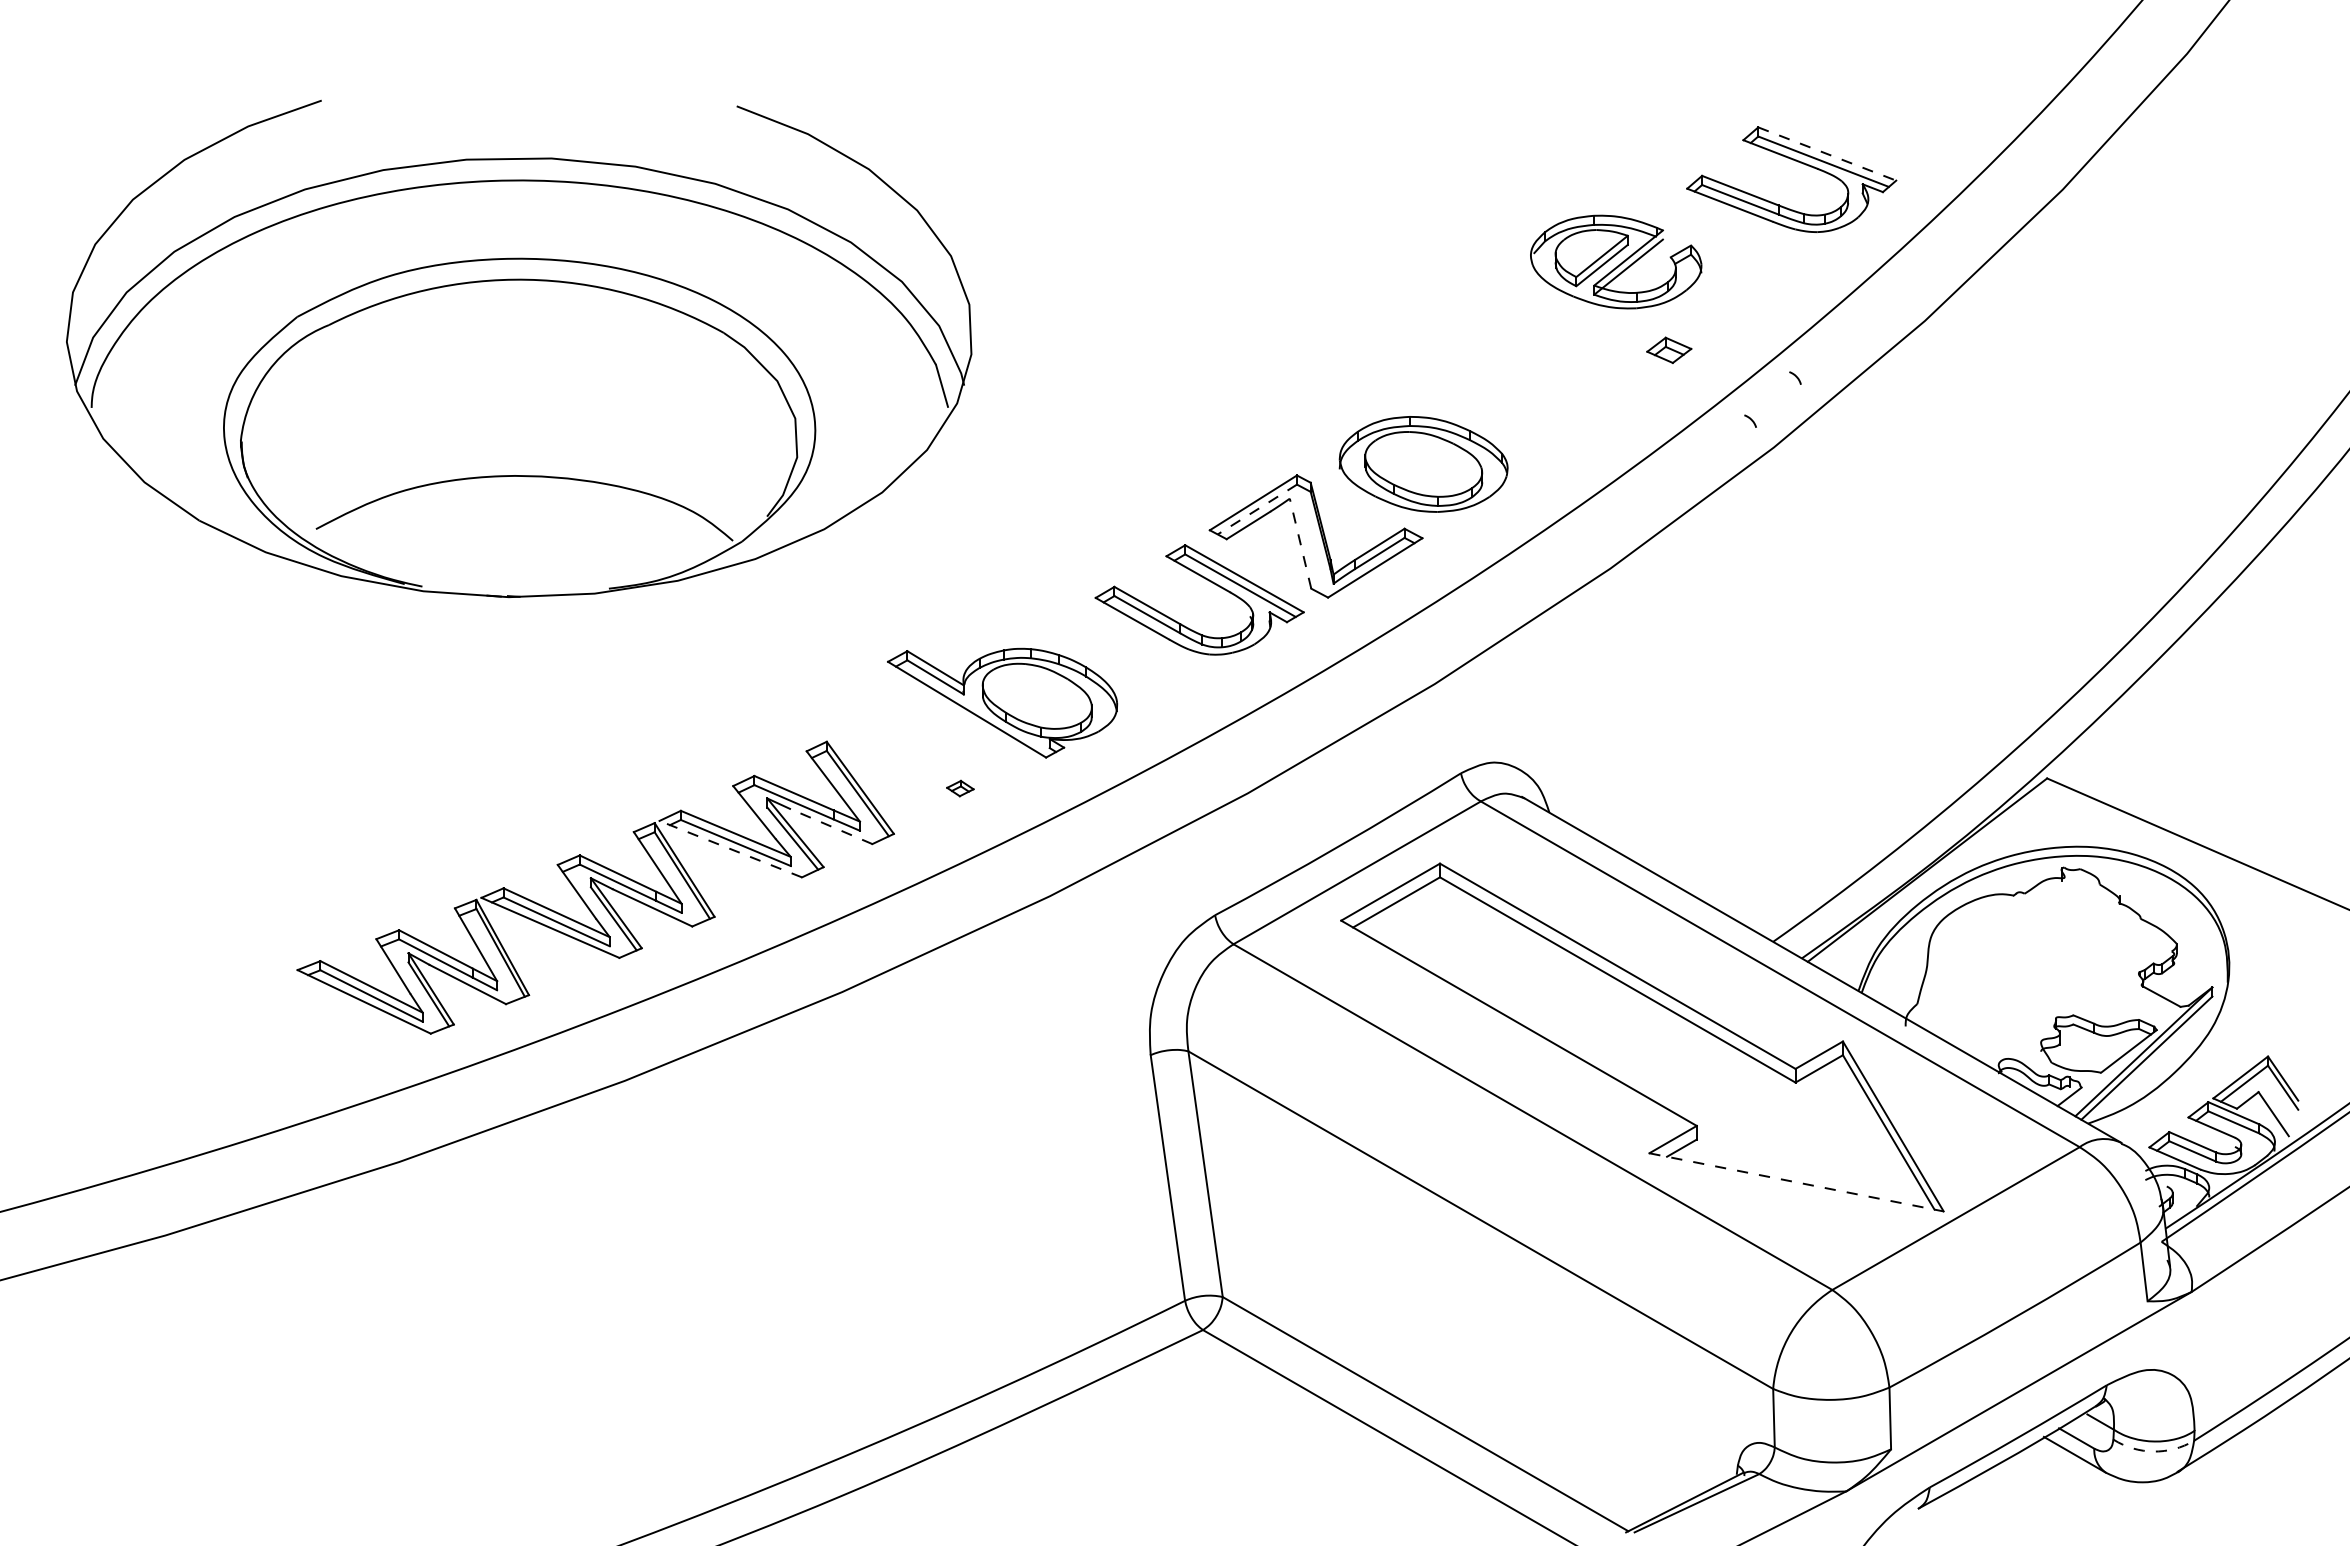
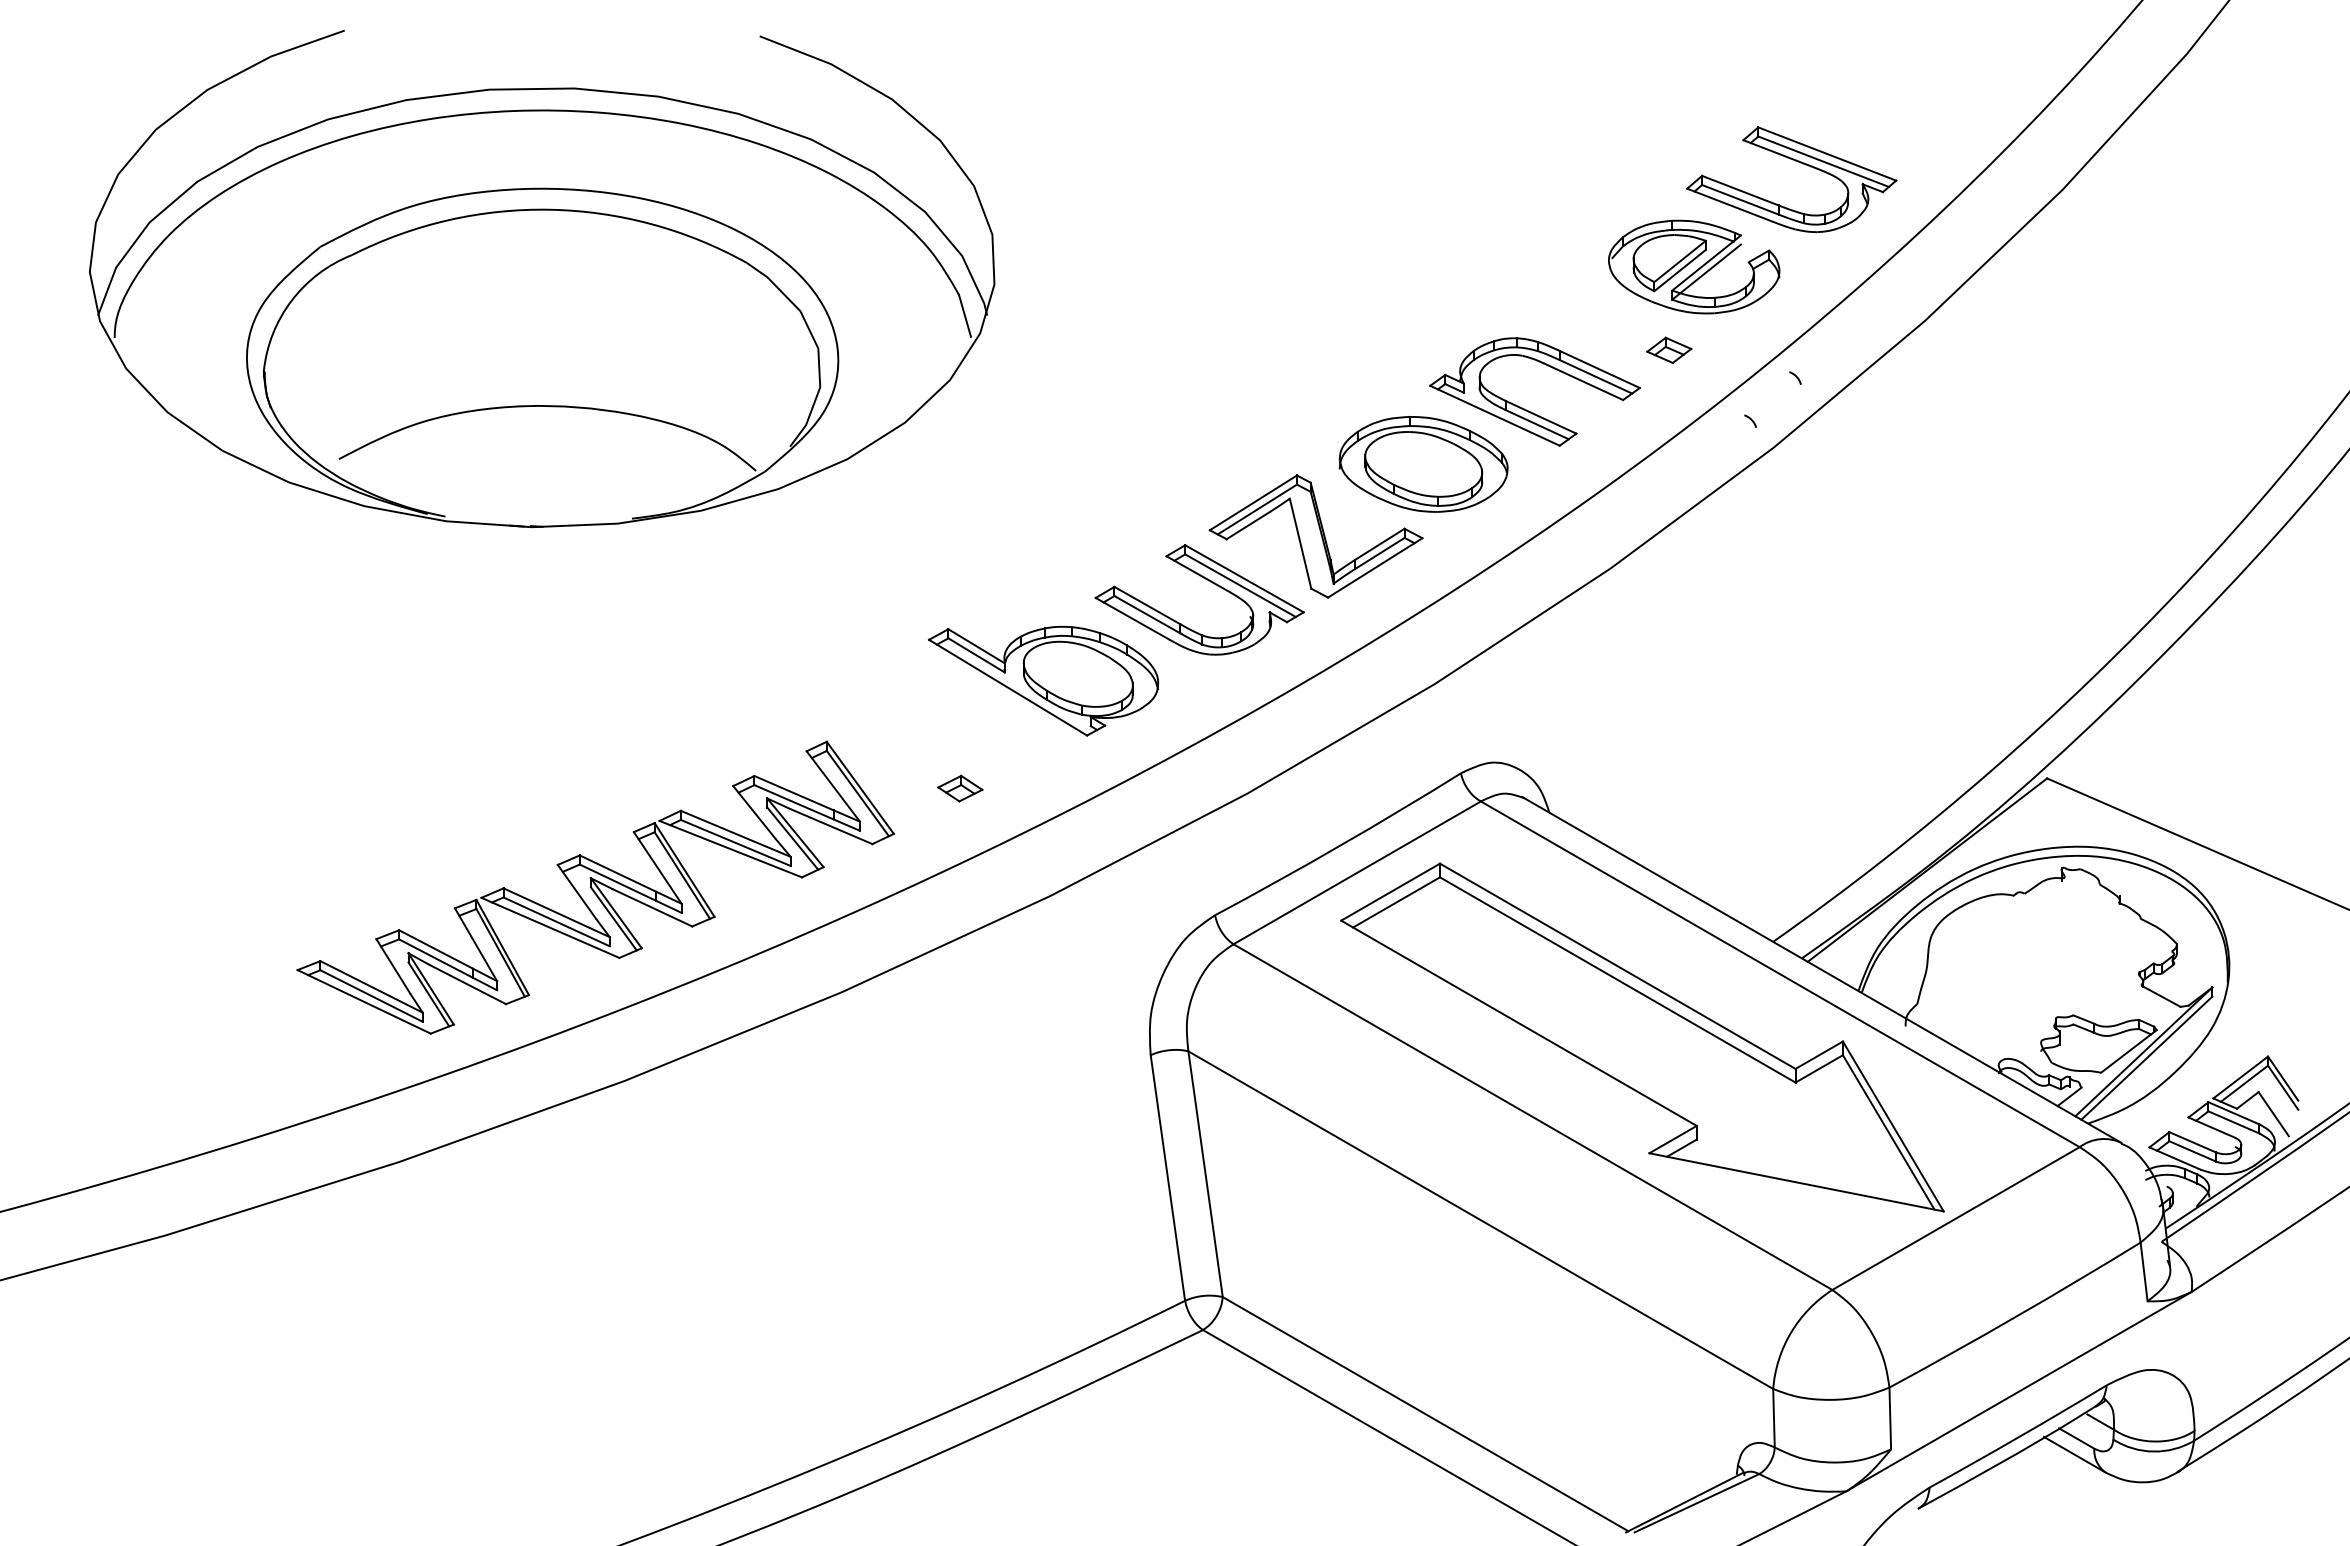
line: dashed -> solid (1827, 154)
part position: (1616, 261) -> (1694, 266) (1694, 266)
part position: (519, 348) -> (542, 278) (542, 278)
part: none -> present (1526, 409)
line: dashed -> solid (1257, 509)
line: dashed -> solid (1300, 543)
part position: (1002, 702) -> (1043, 680) (1043, 680)
part size: 29x19 px -> 47x29 px (960, 788)
line: dashed -> solid (831, 826)
line: dashed -> solid (730, 849)
line: dashed -> solid (1797, 1182)
arc: dashed -> solid (2153, 1451)
